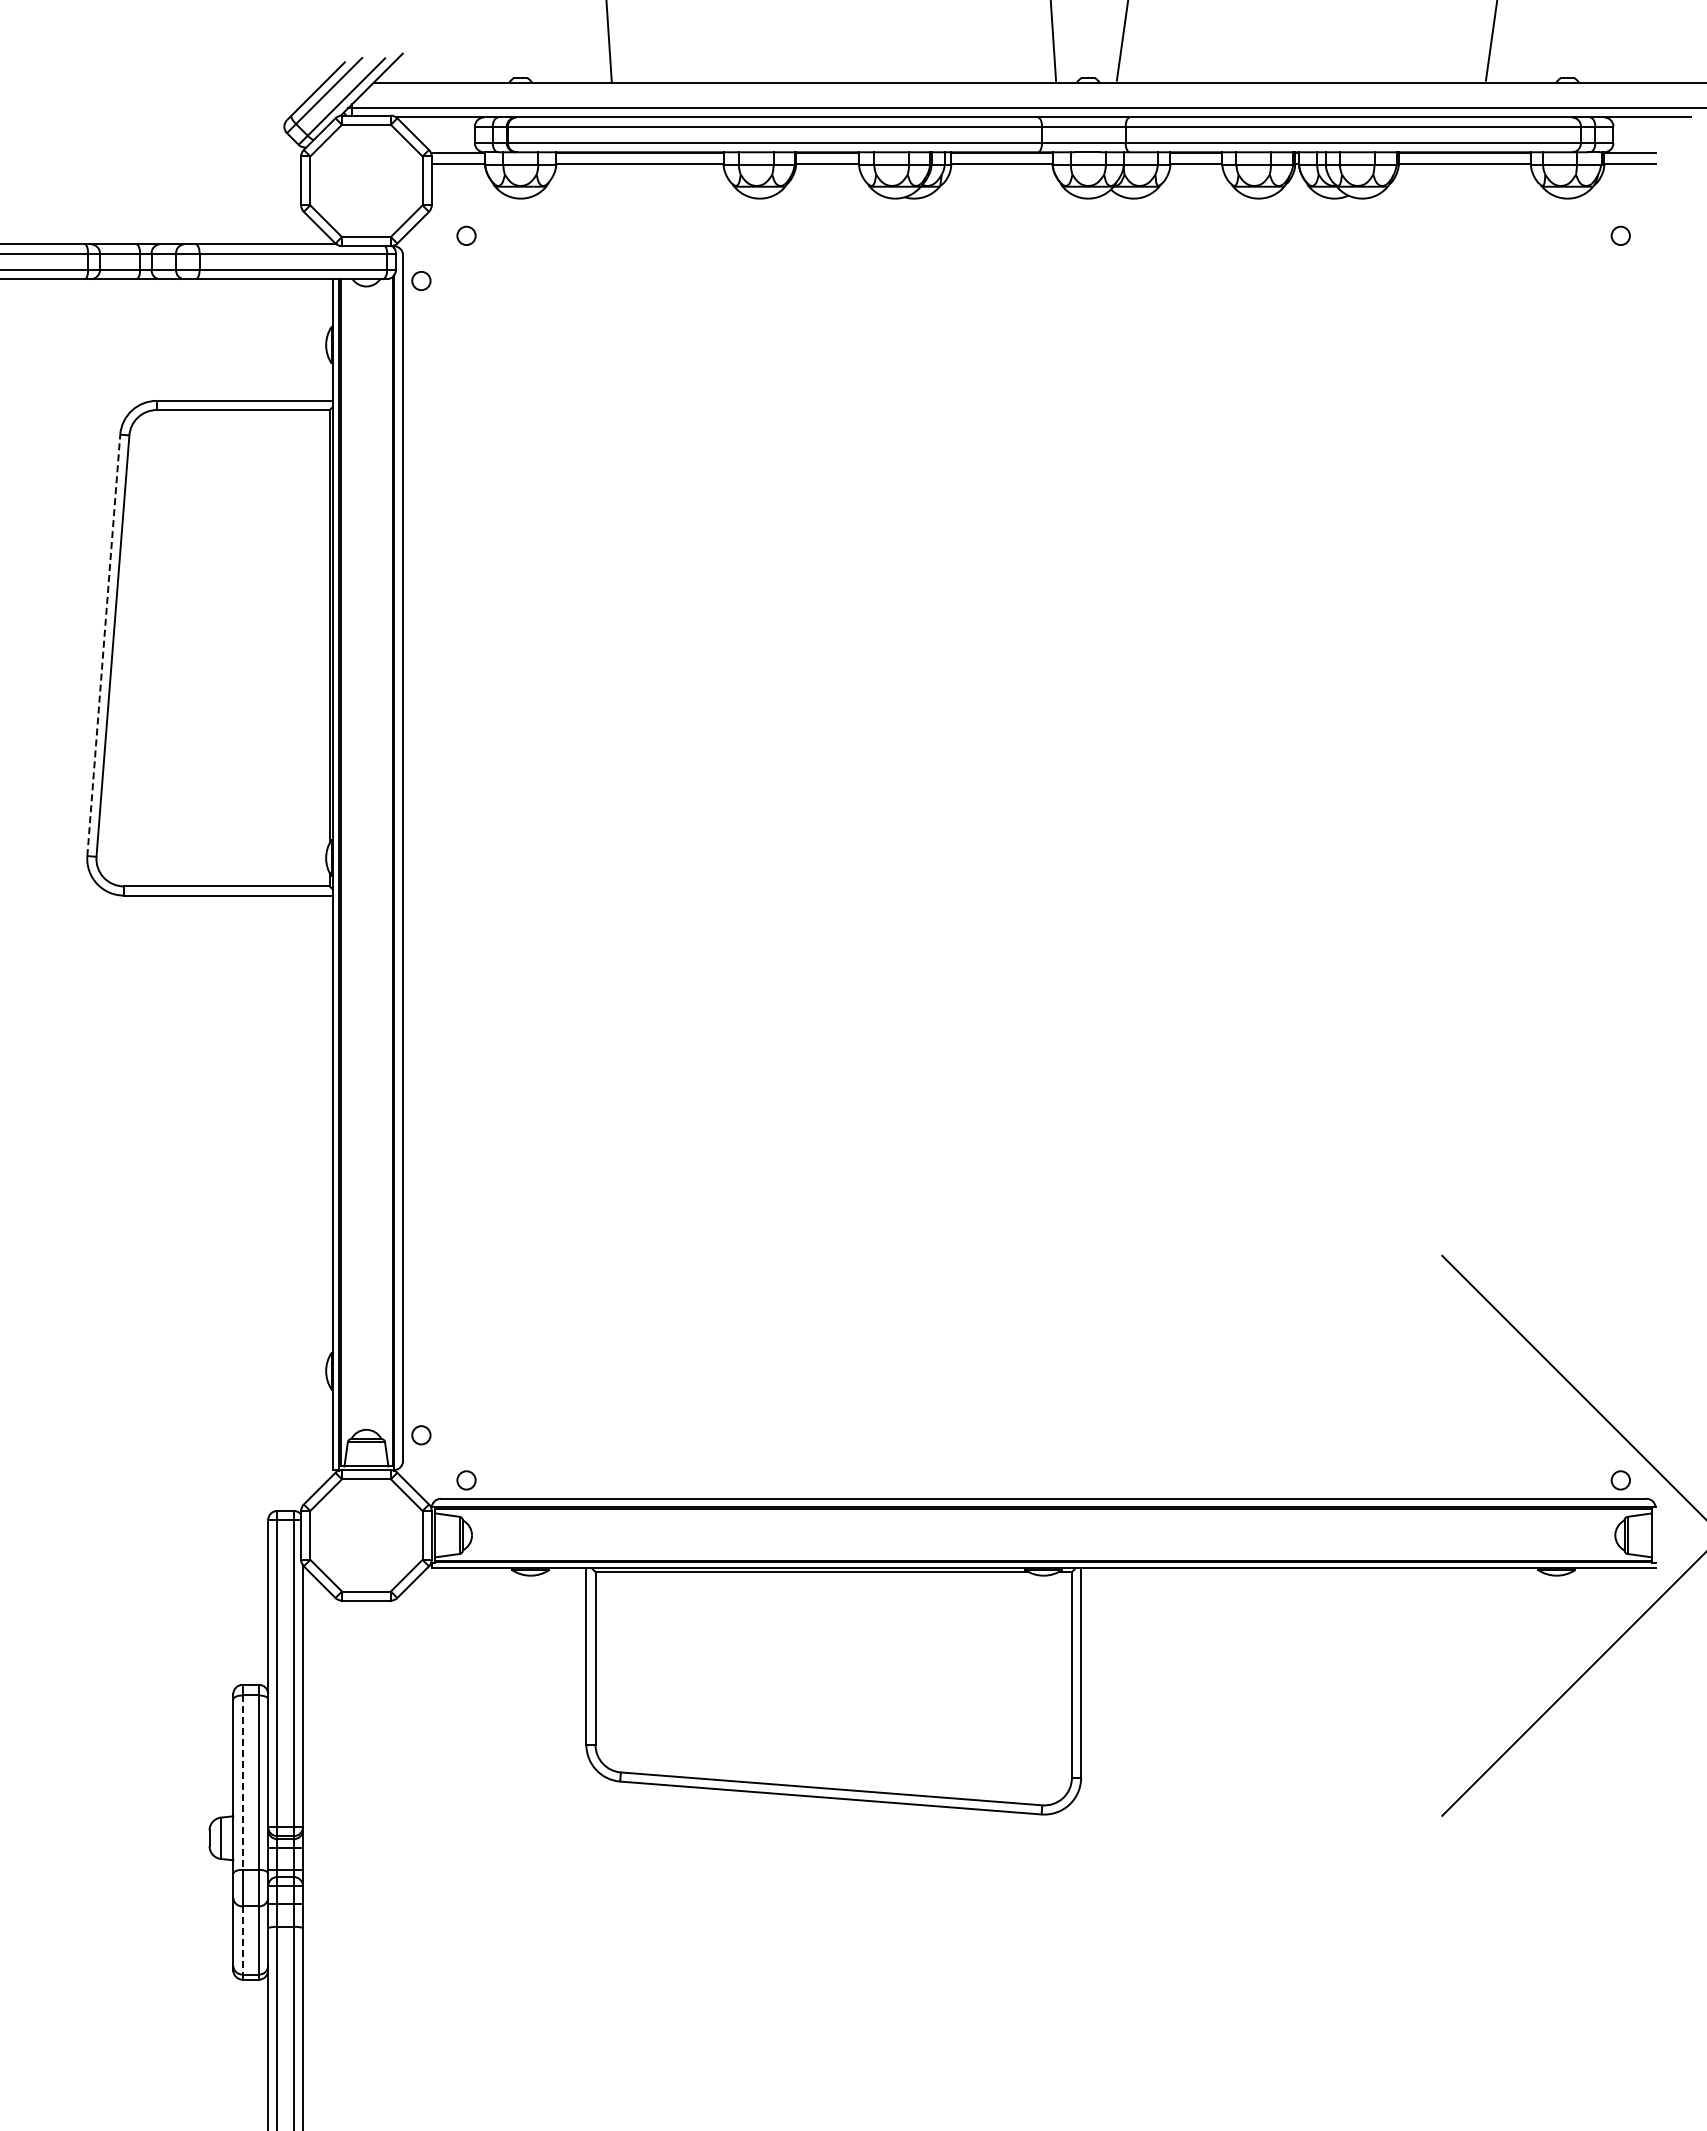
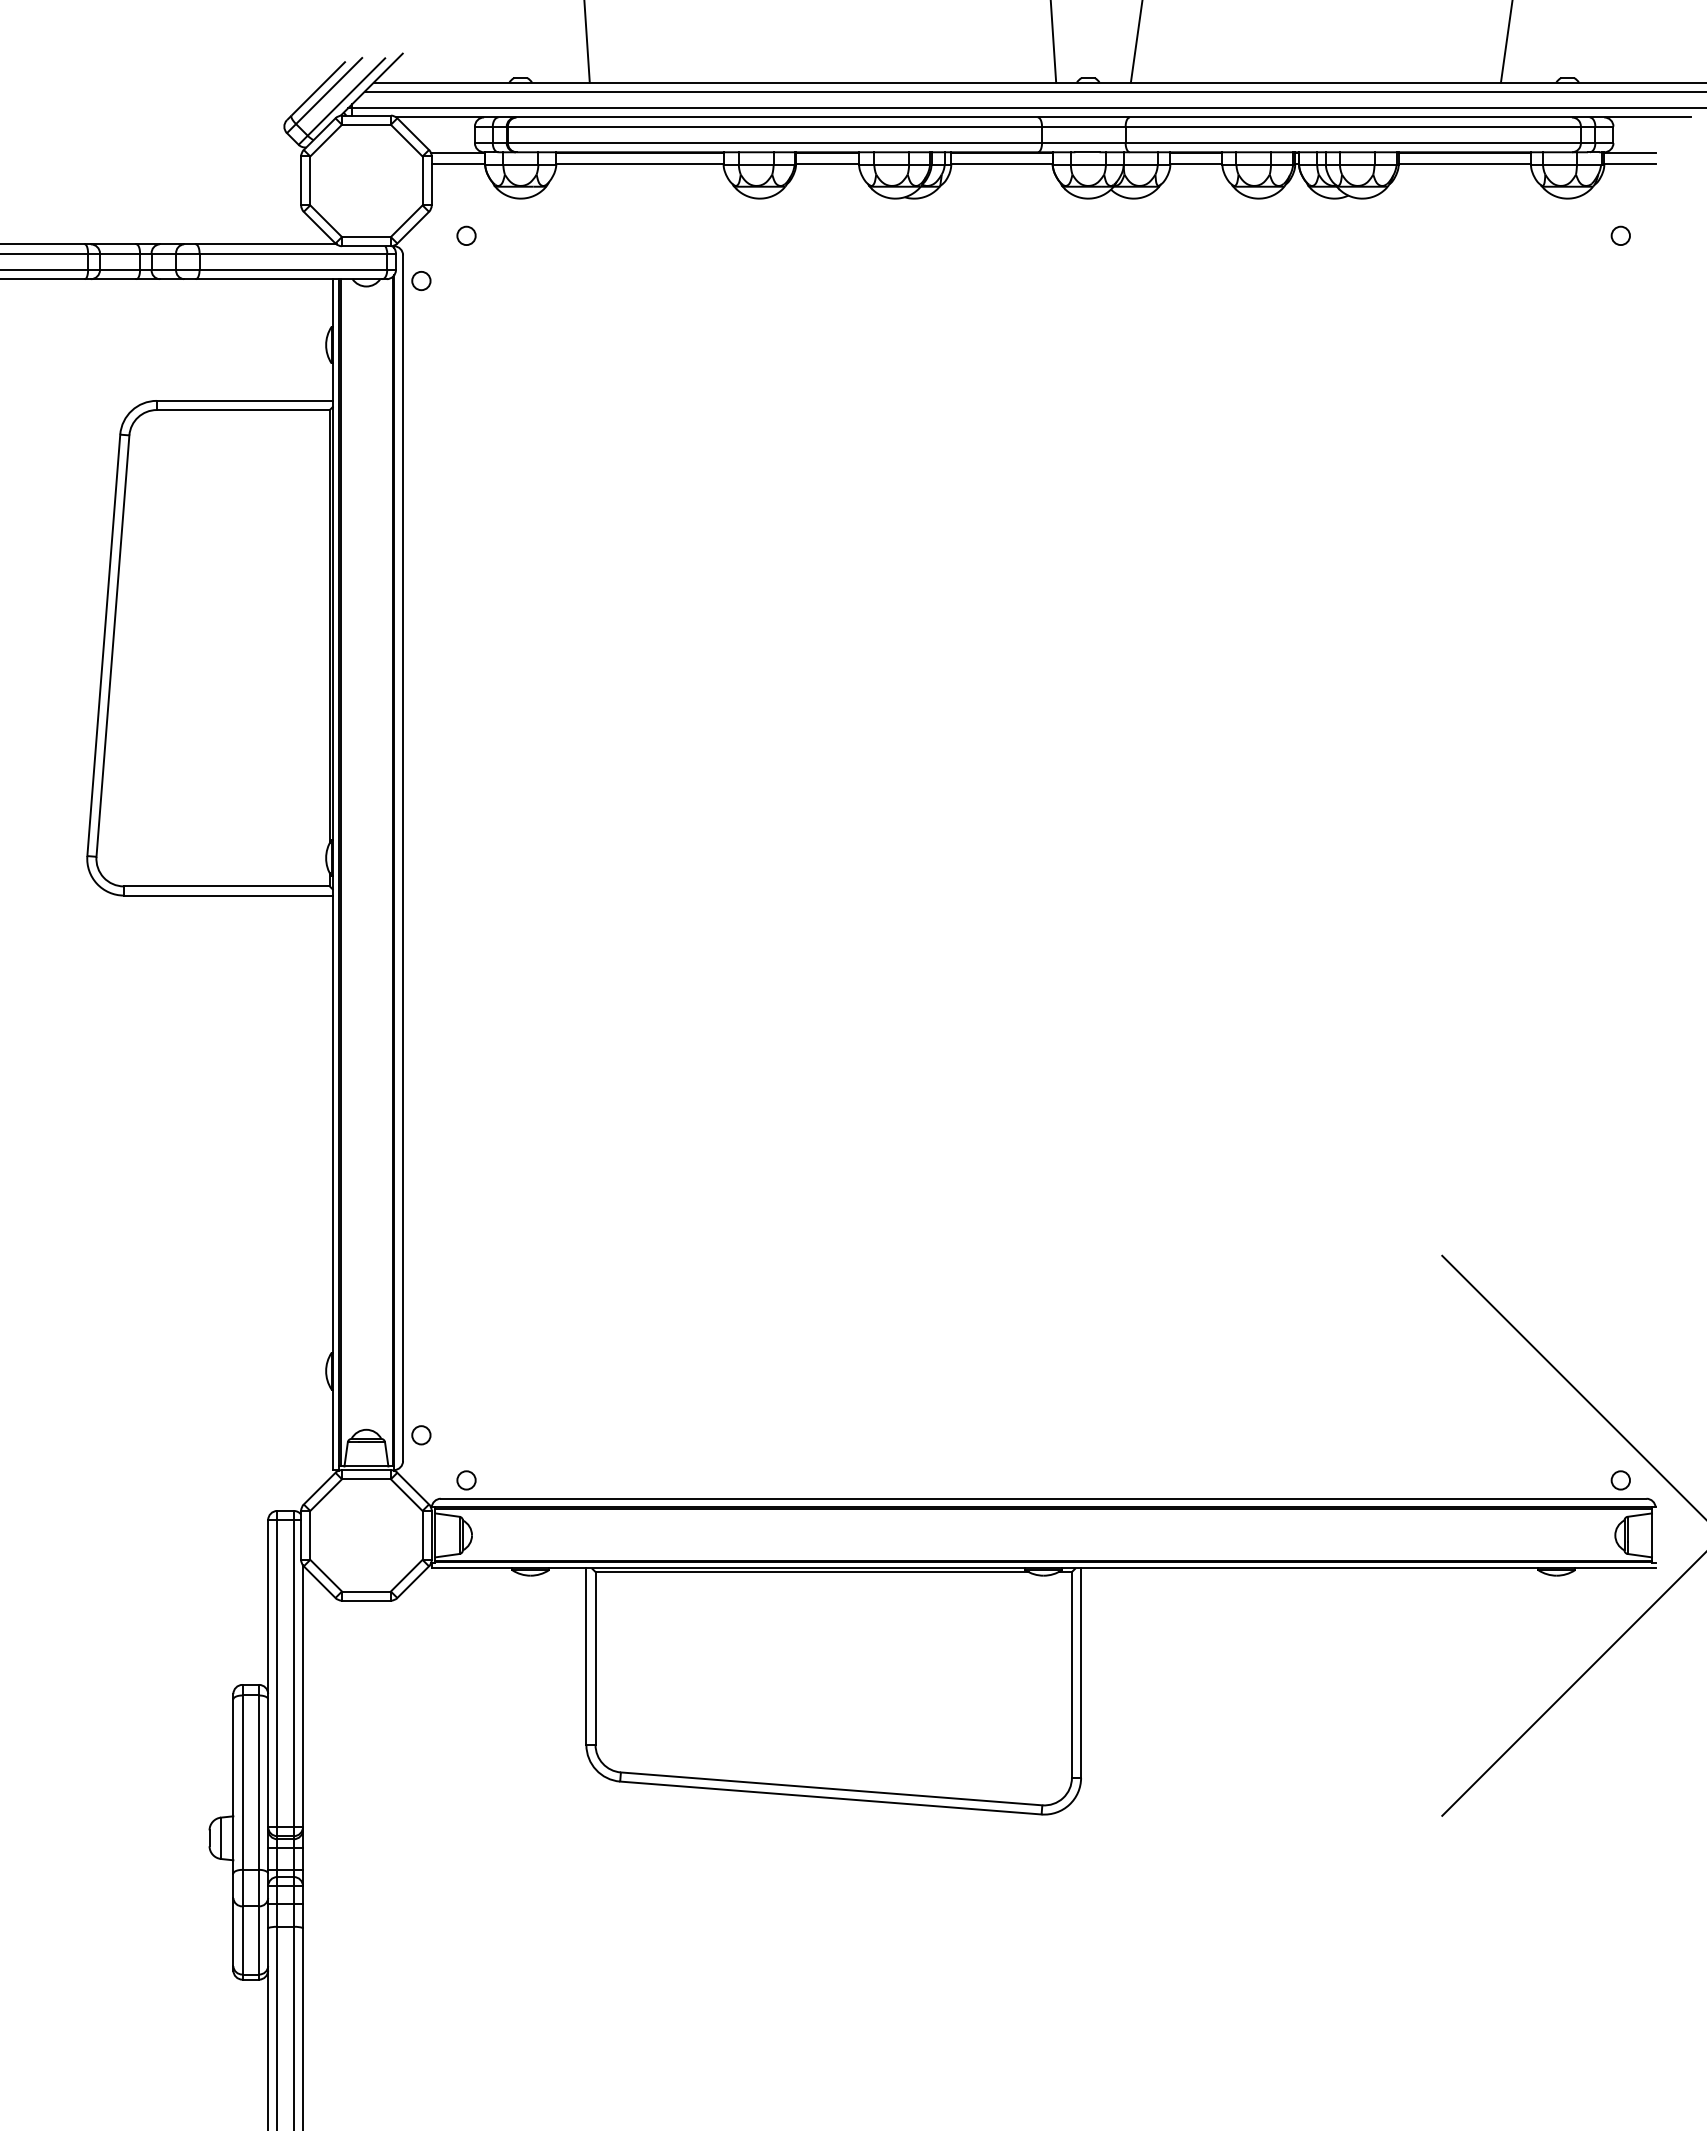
line position: (608, 41) -> (586, 42) (586, 42)
line position: (1121, 41) -> (1136, 42) (1136, 42)
line position: (1491, 41) -> (1506, 42) (1506, 42)
line: none -> present (1033, 91)
line: dashed -> solid (103, 644)
line: dashed -> solid (242, 1783)
line: dashed -> solid (242, 1940)
